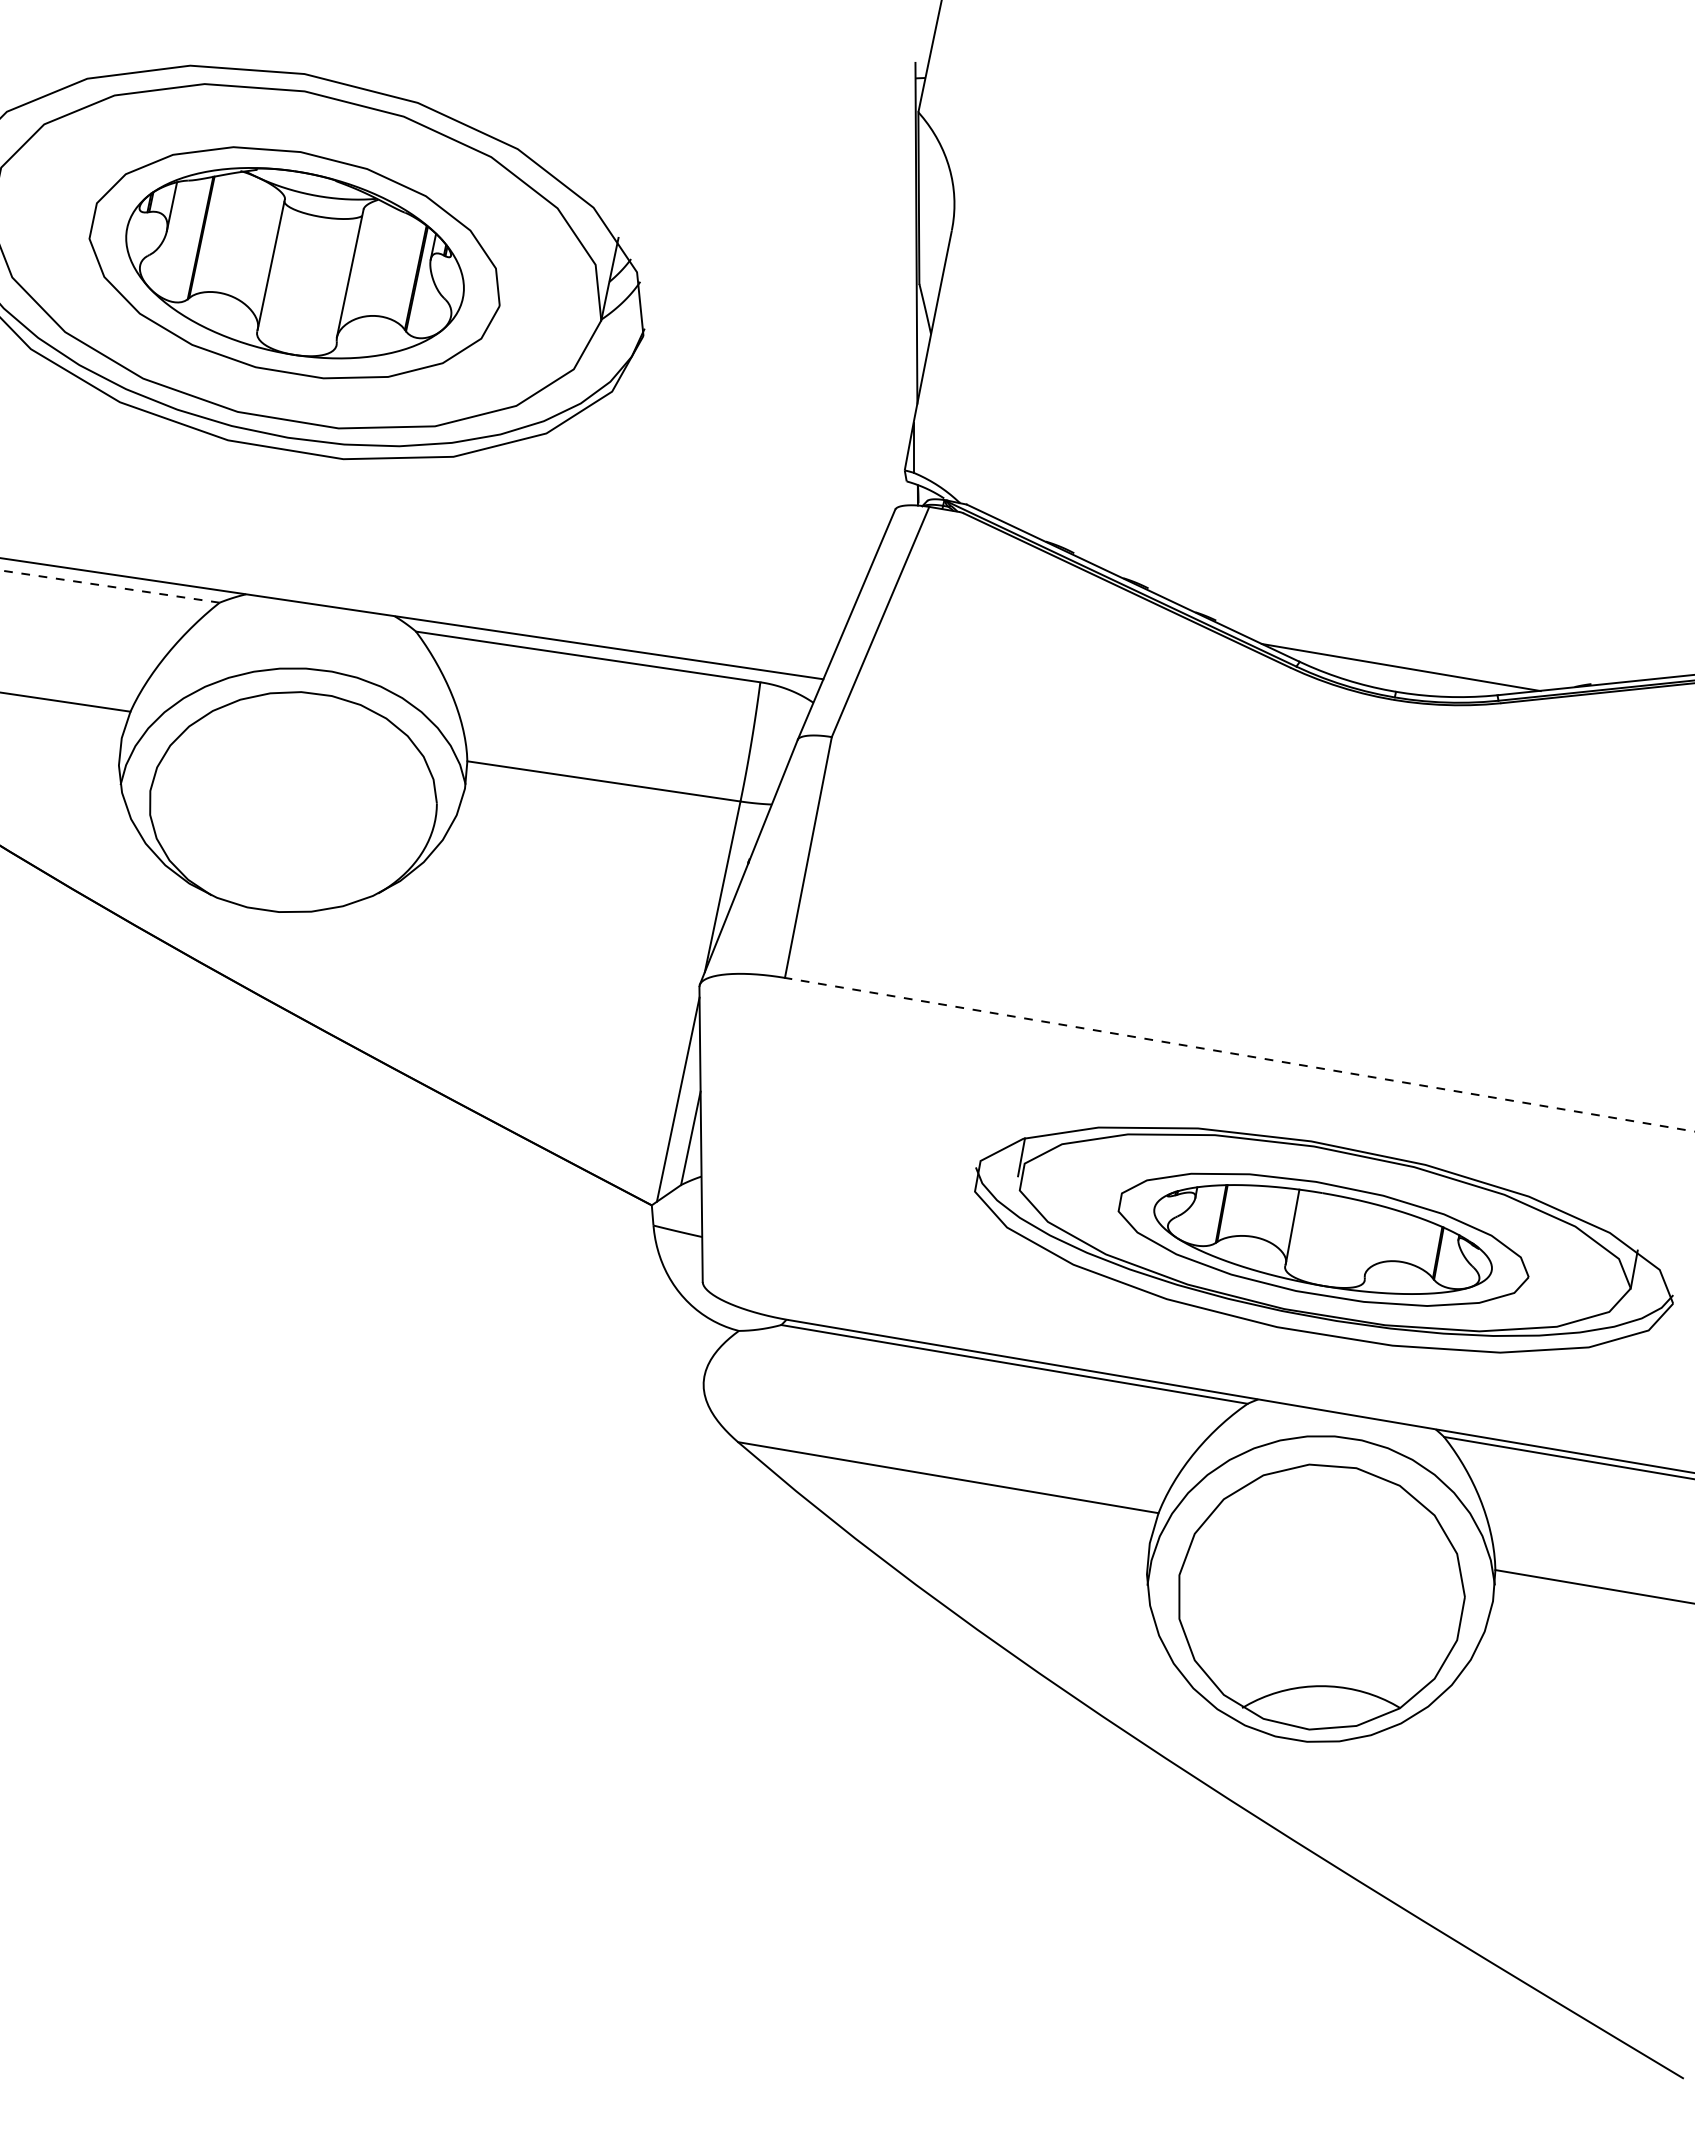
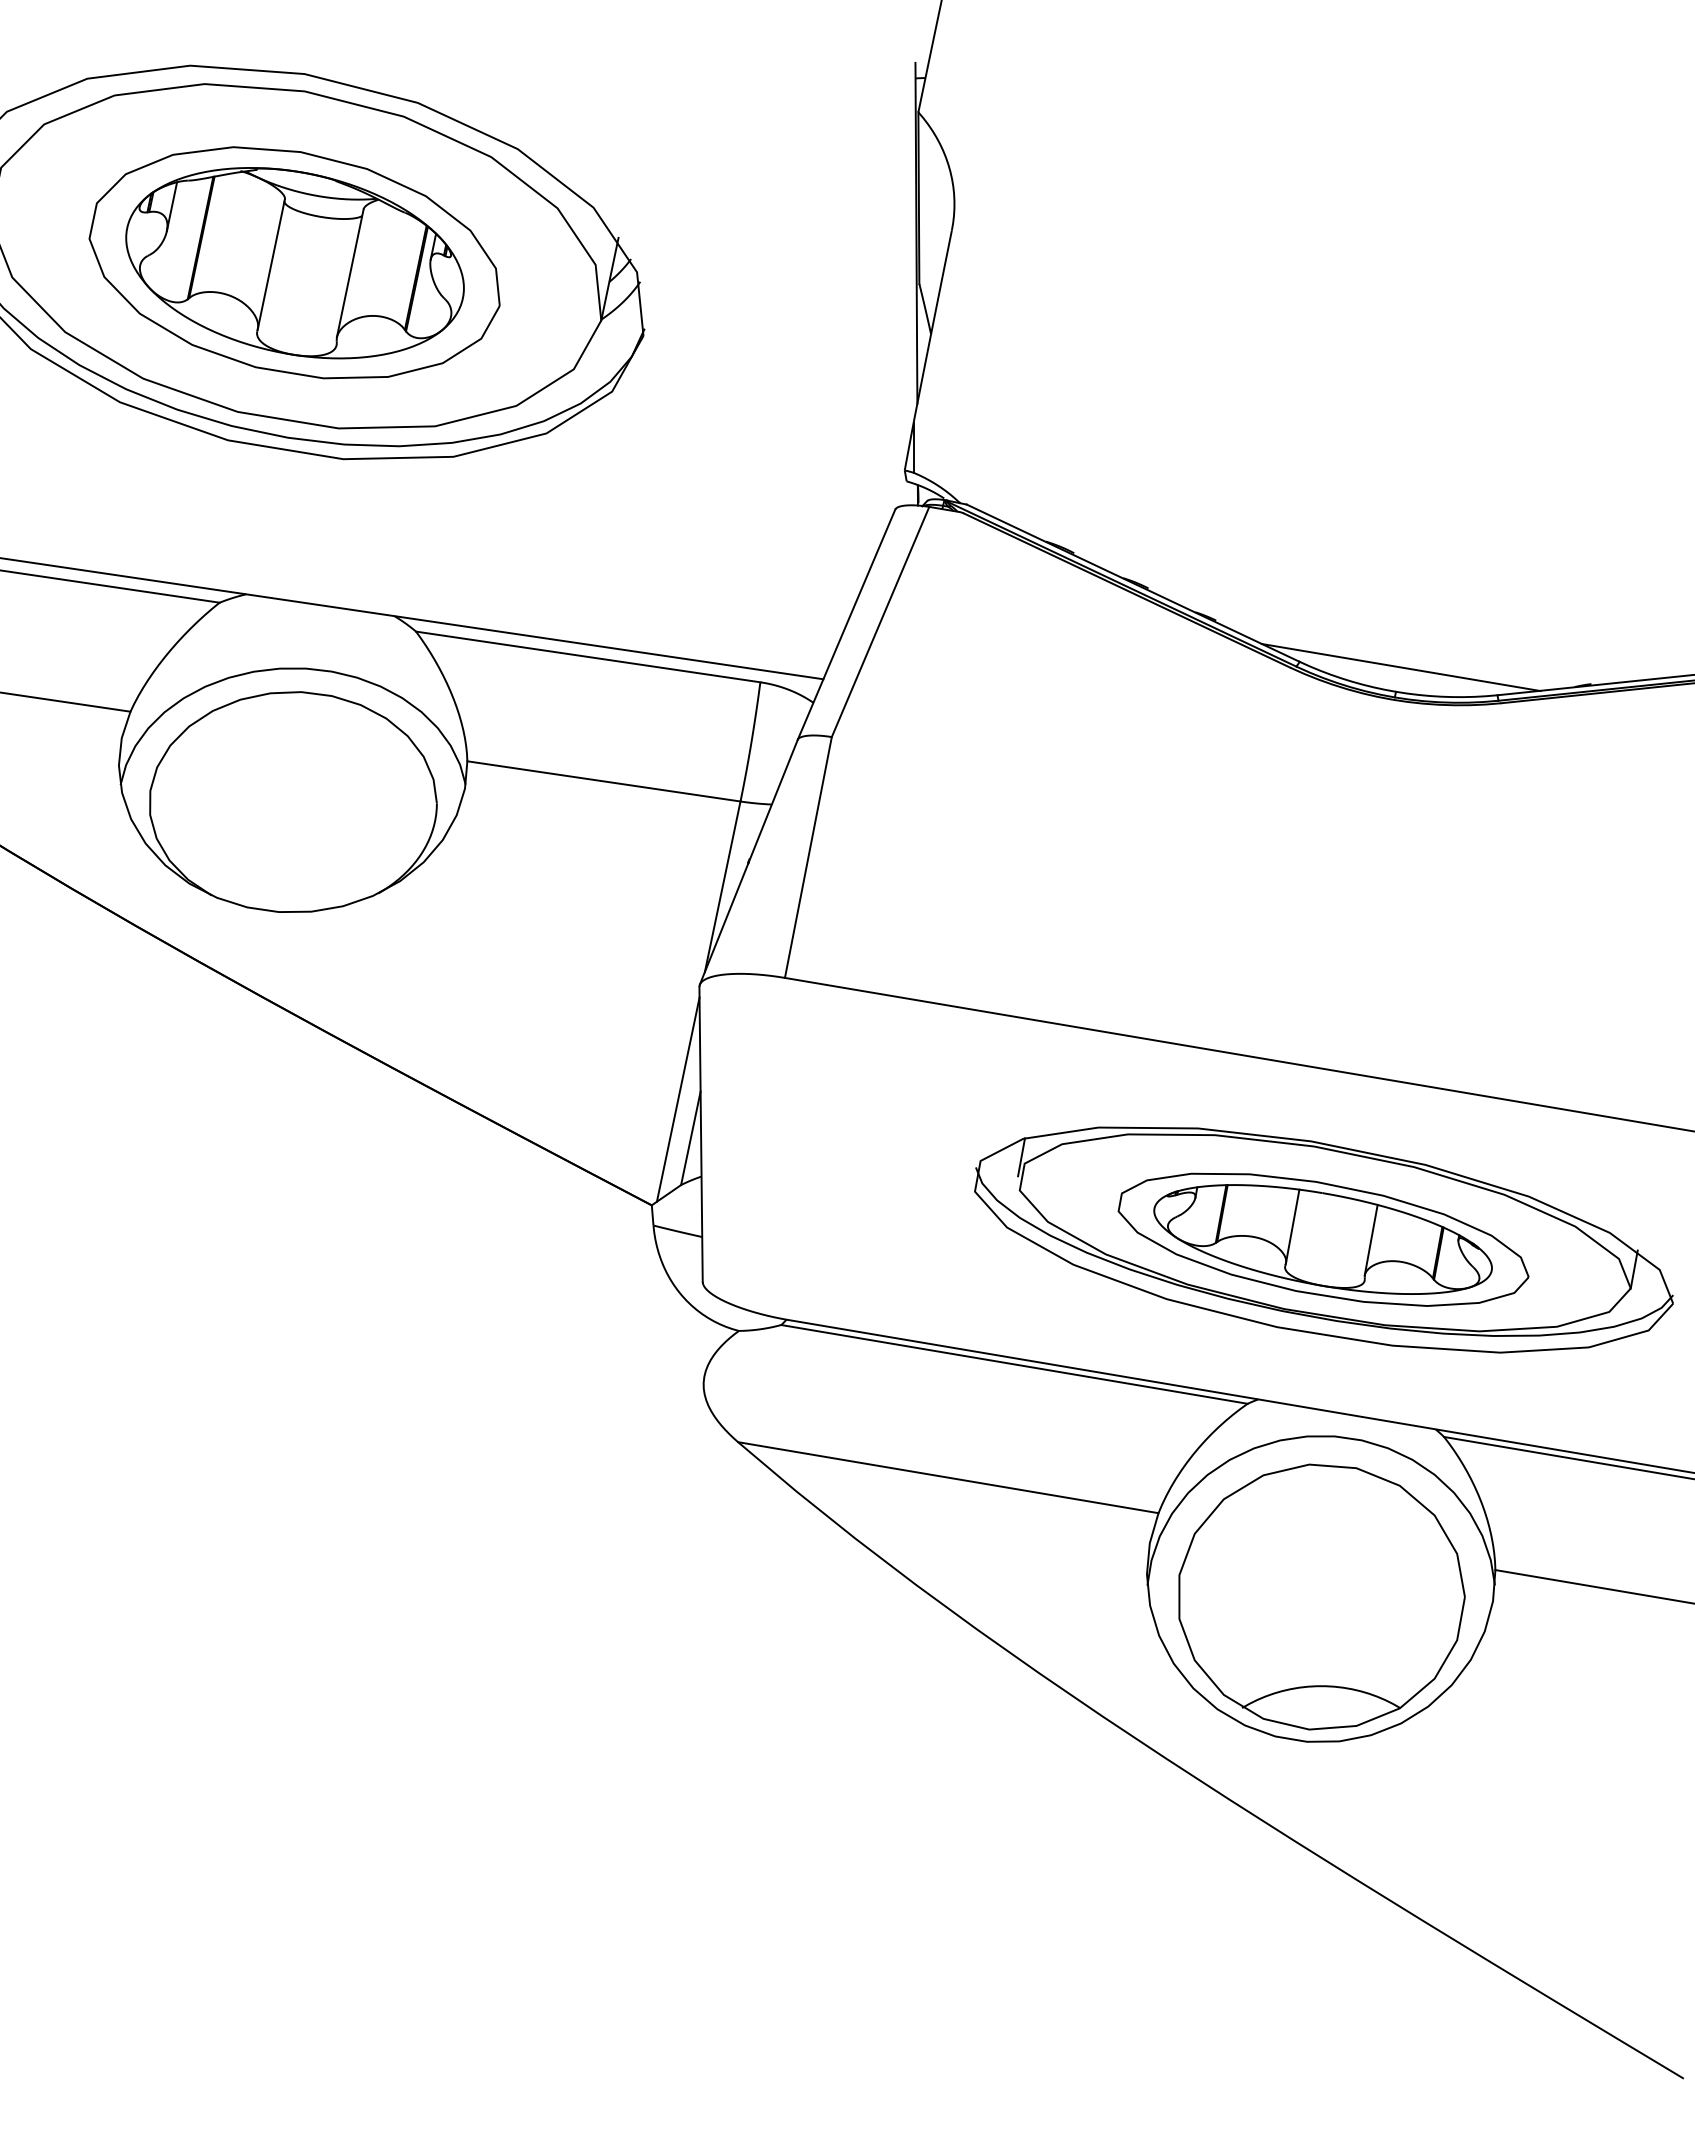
line: dashed -> solid (109, 586)
line: dashed -> solid (1239, 1054)
line: none -> present (1370, 1239)
